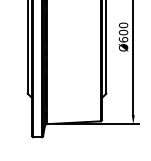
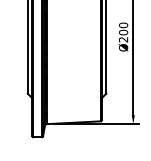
text: Ø600 -> Ø200 (123, 39)
